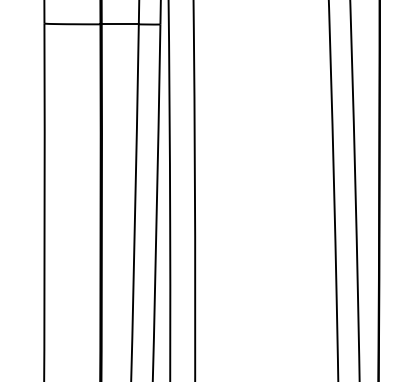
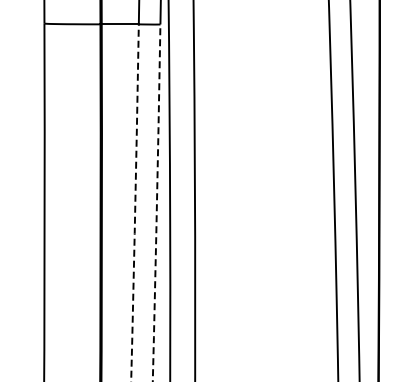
arc: solid -> dashed (135, 203)
arc: solid -> dashed (156, 203)
